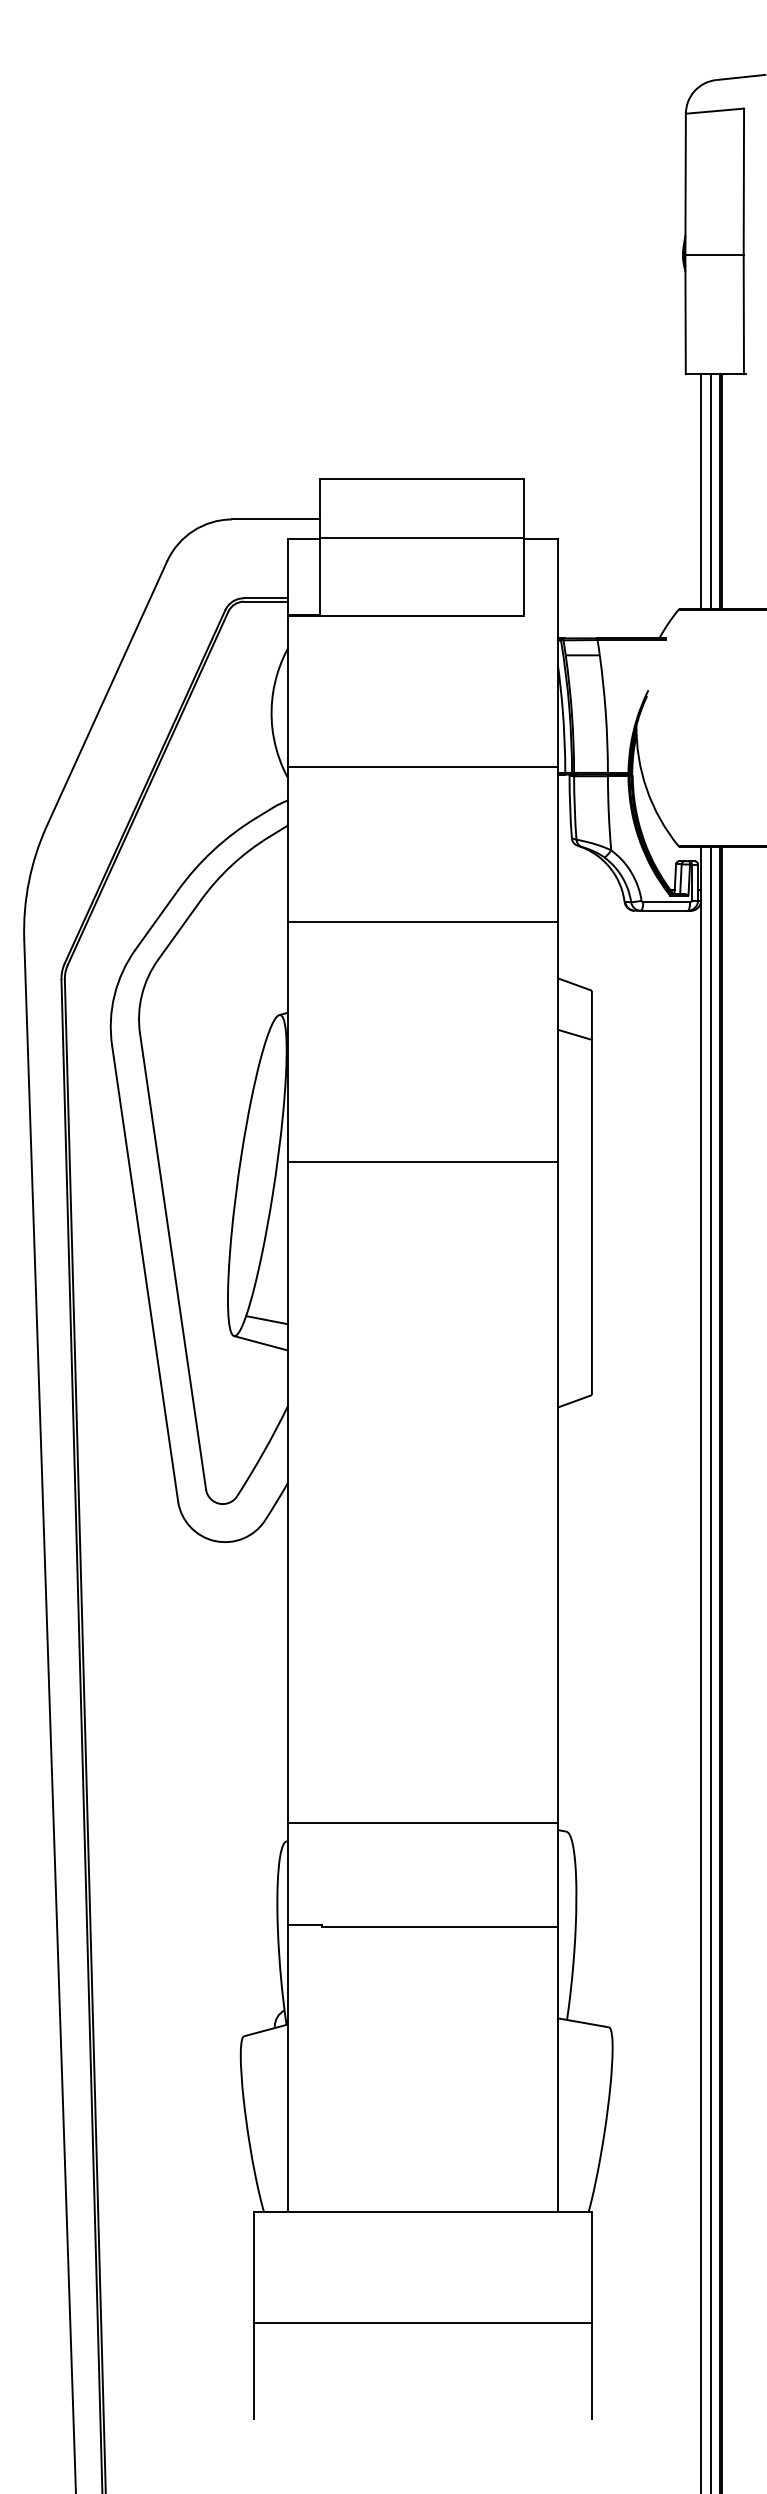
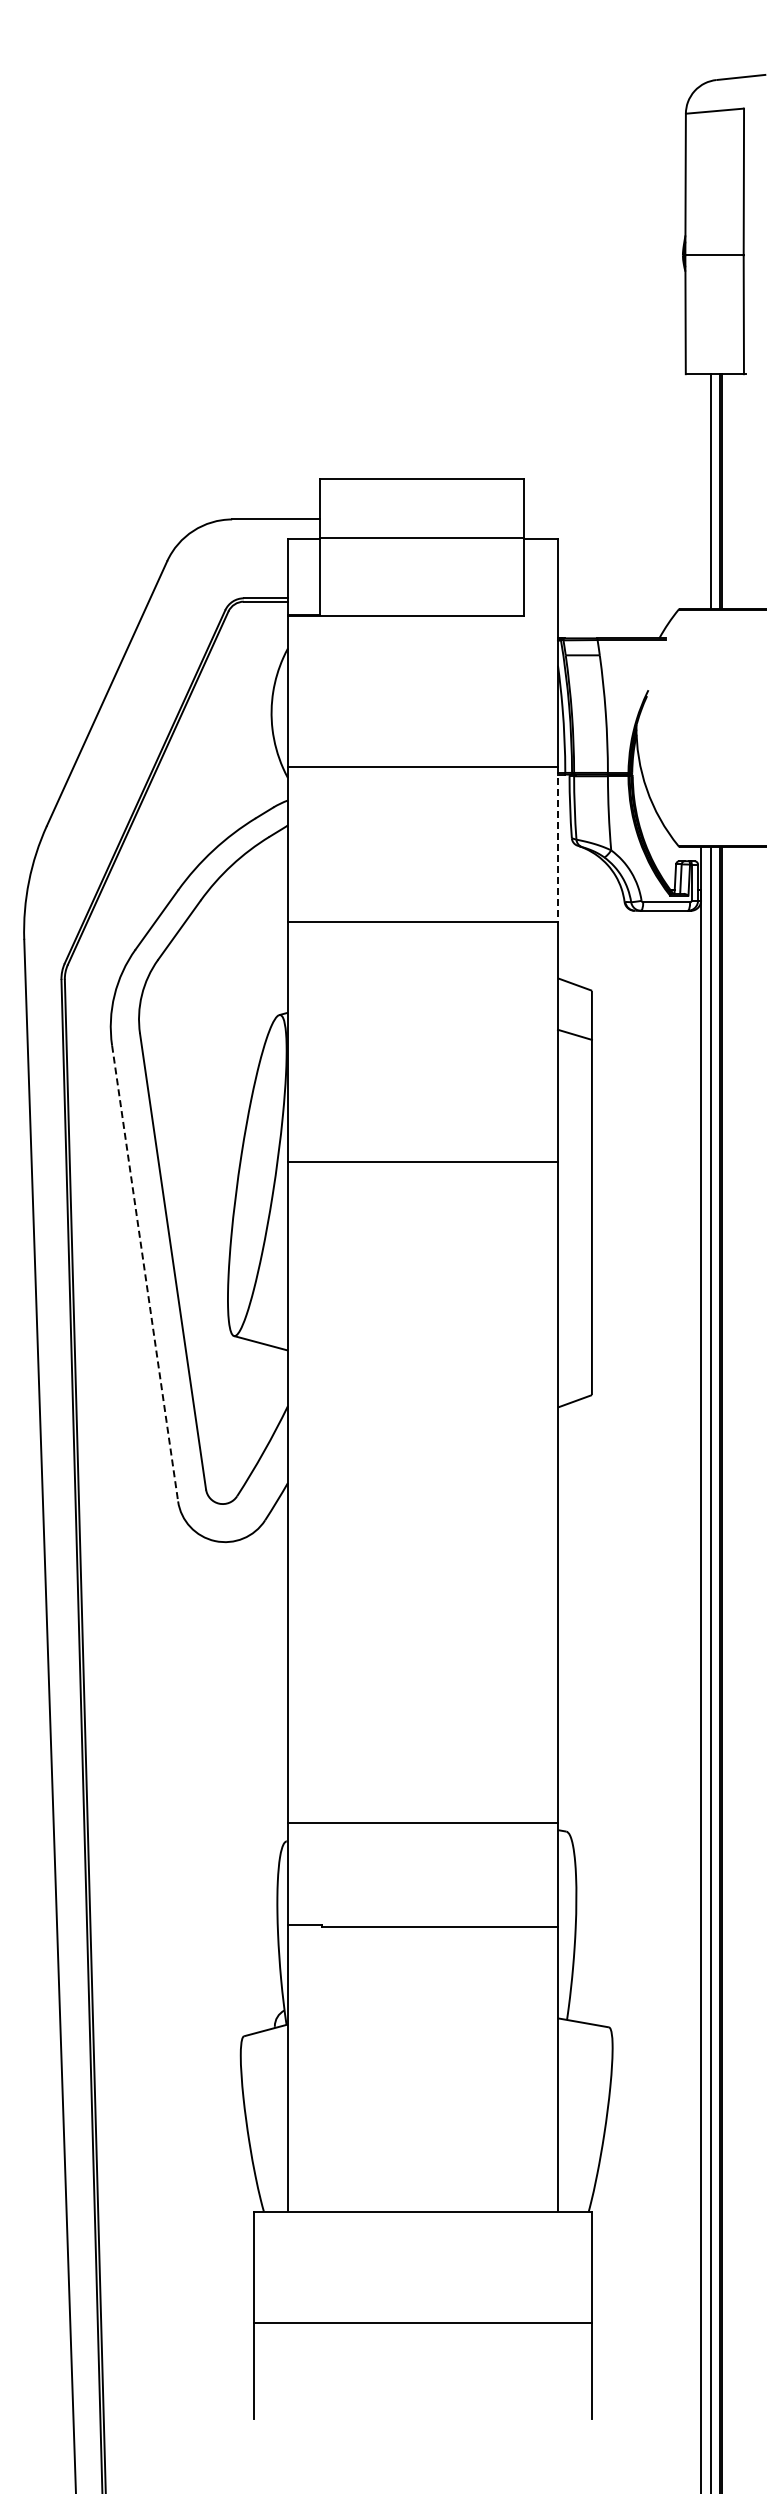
line: present -> none (701, 491)
line: solid -> dashed (557, 844)
line: solid -> dashed (145, 1274)
line: present -> none (267, 1320)
